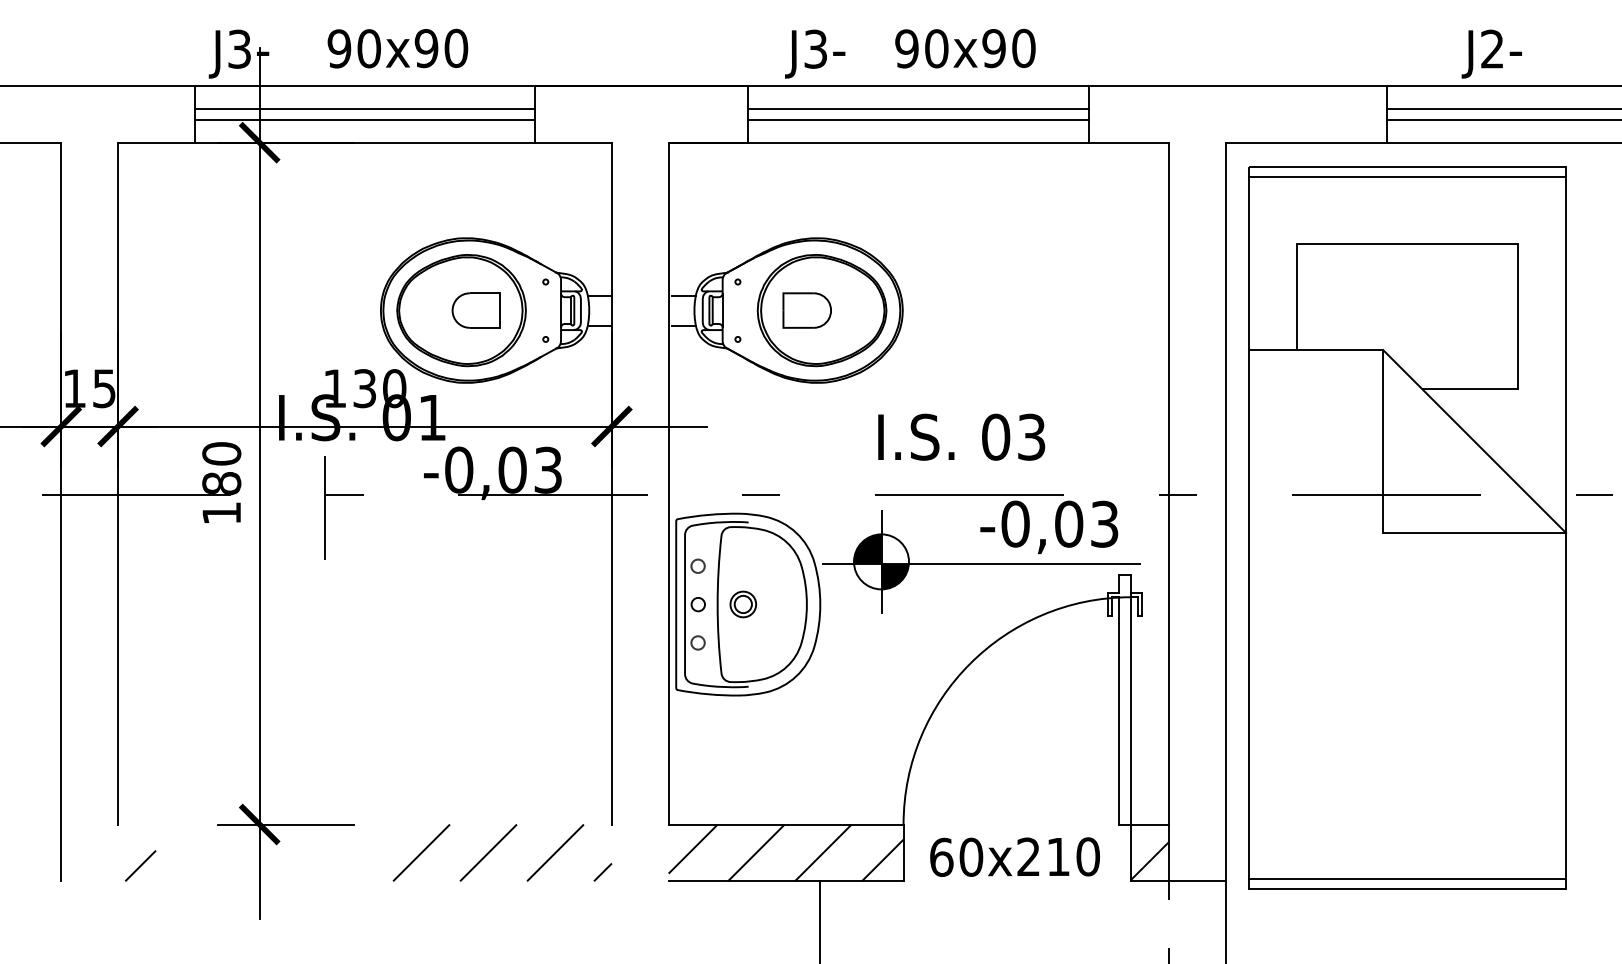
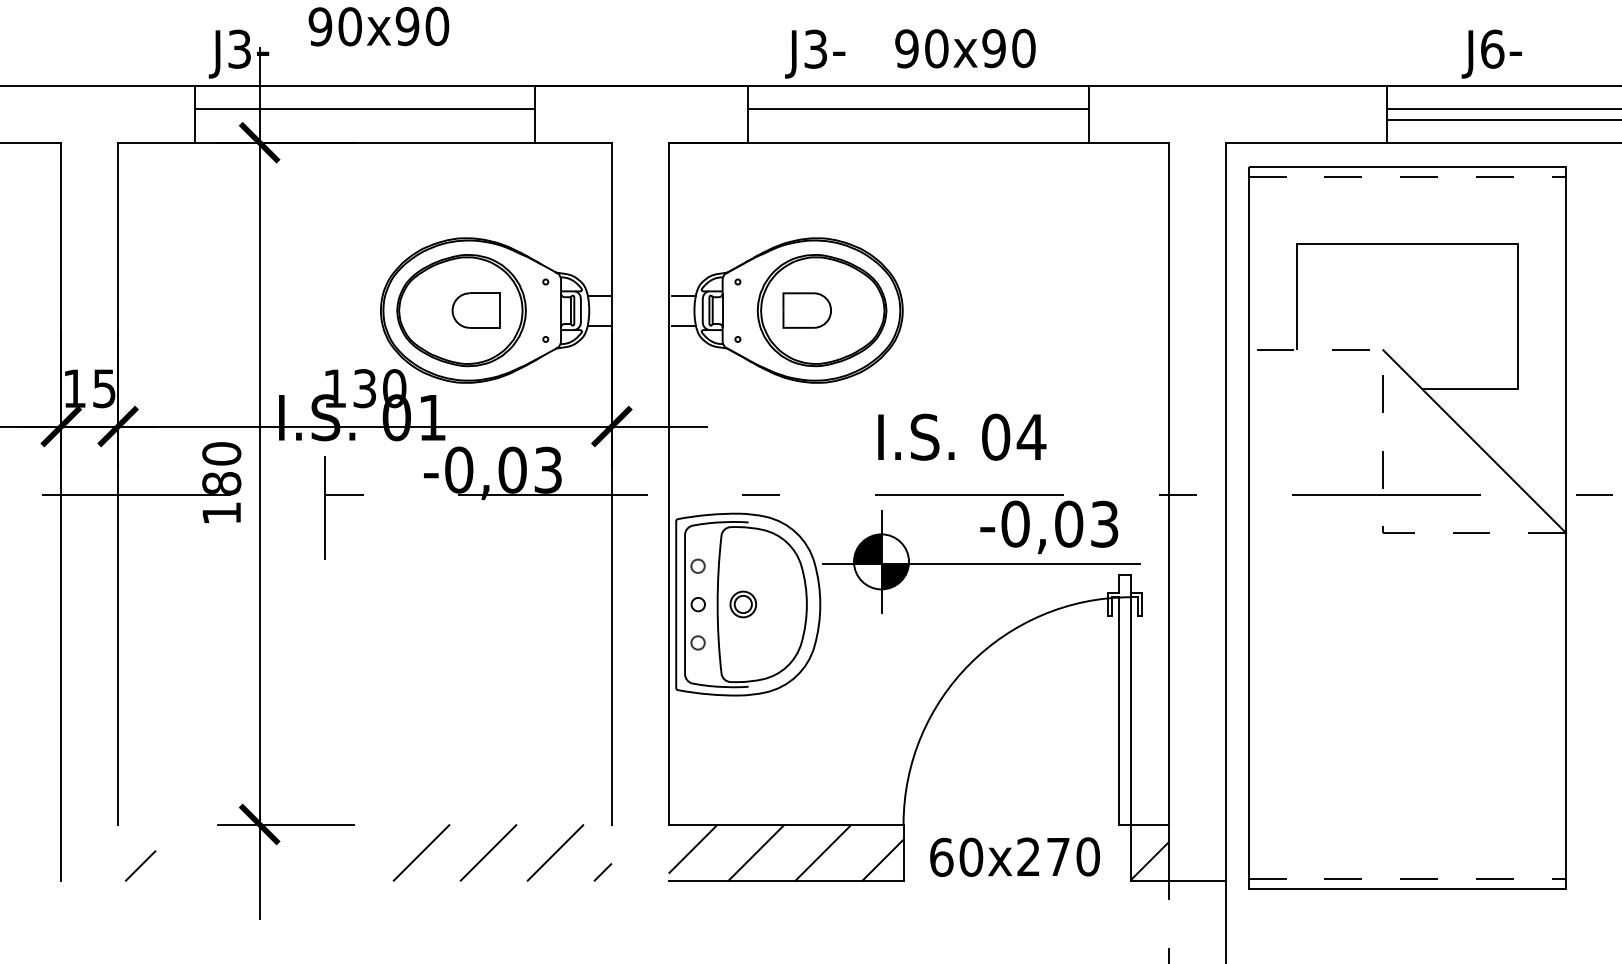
text position: (397, 48) -> (378, 26) (378, 26)
text: J2- -> J6- (1492, 48)
line: present -> none (364, 119)
line: present -> none (918, 120)
line: solid -> dashed (1407, 177)
text: 03 -> 04 (1031, 436)
line: solid -> dashed (1383, 465)
text: 60x210 -> 60x270 (1058, 856)
line: solid -> dashed (1407, 879)
line: present -> none (820, 920)
